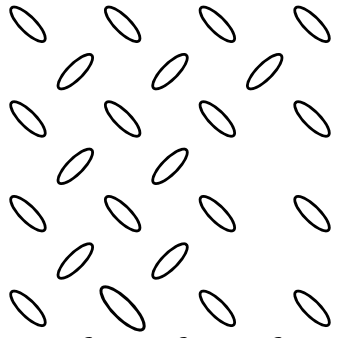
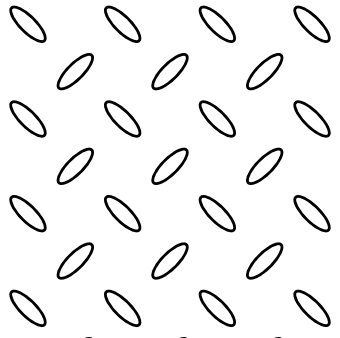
part: none -> present (264, 165)
part: none -> present (264, 260)
part size: 47x47 px -> 38x38 px (122, 307)
